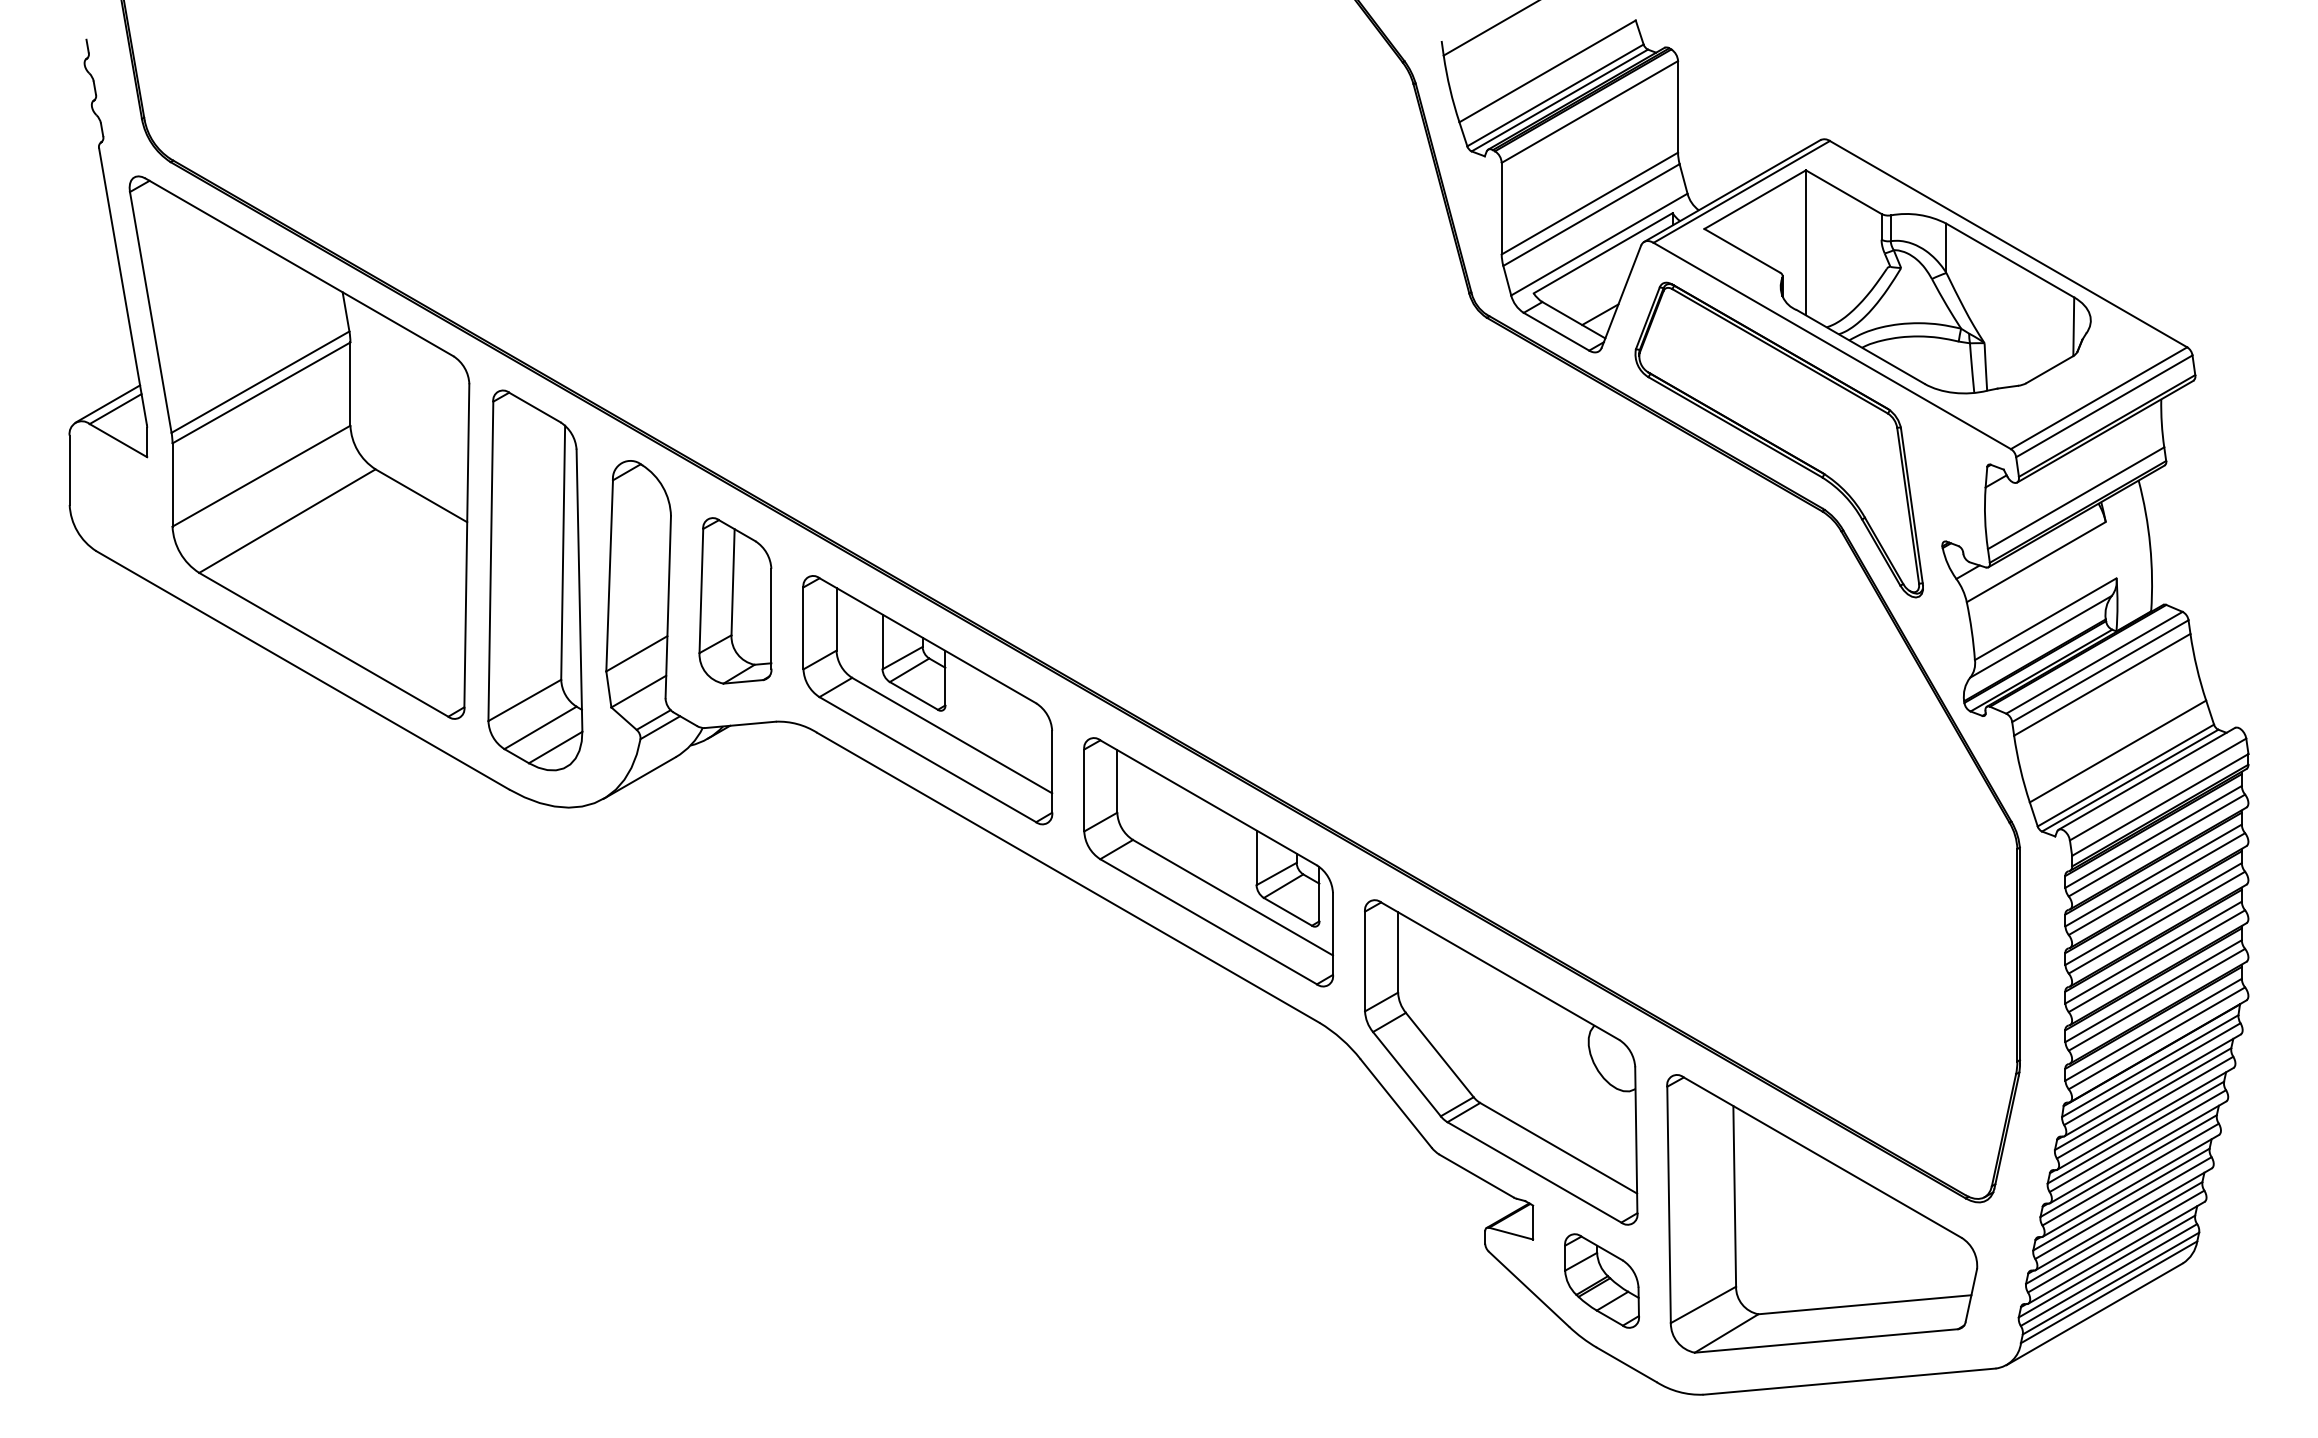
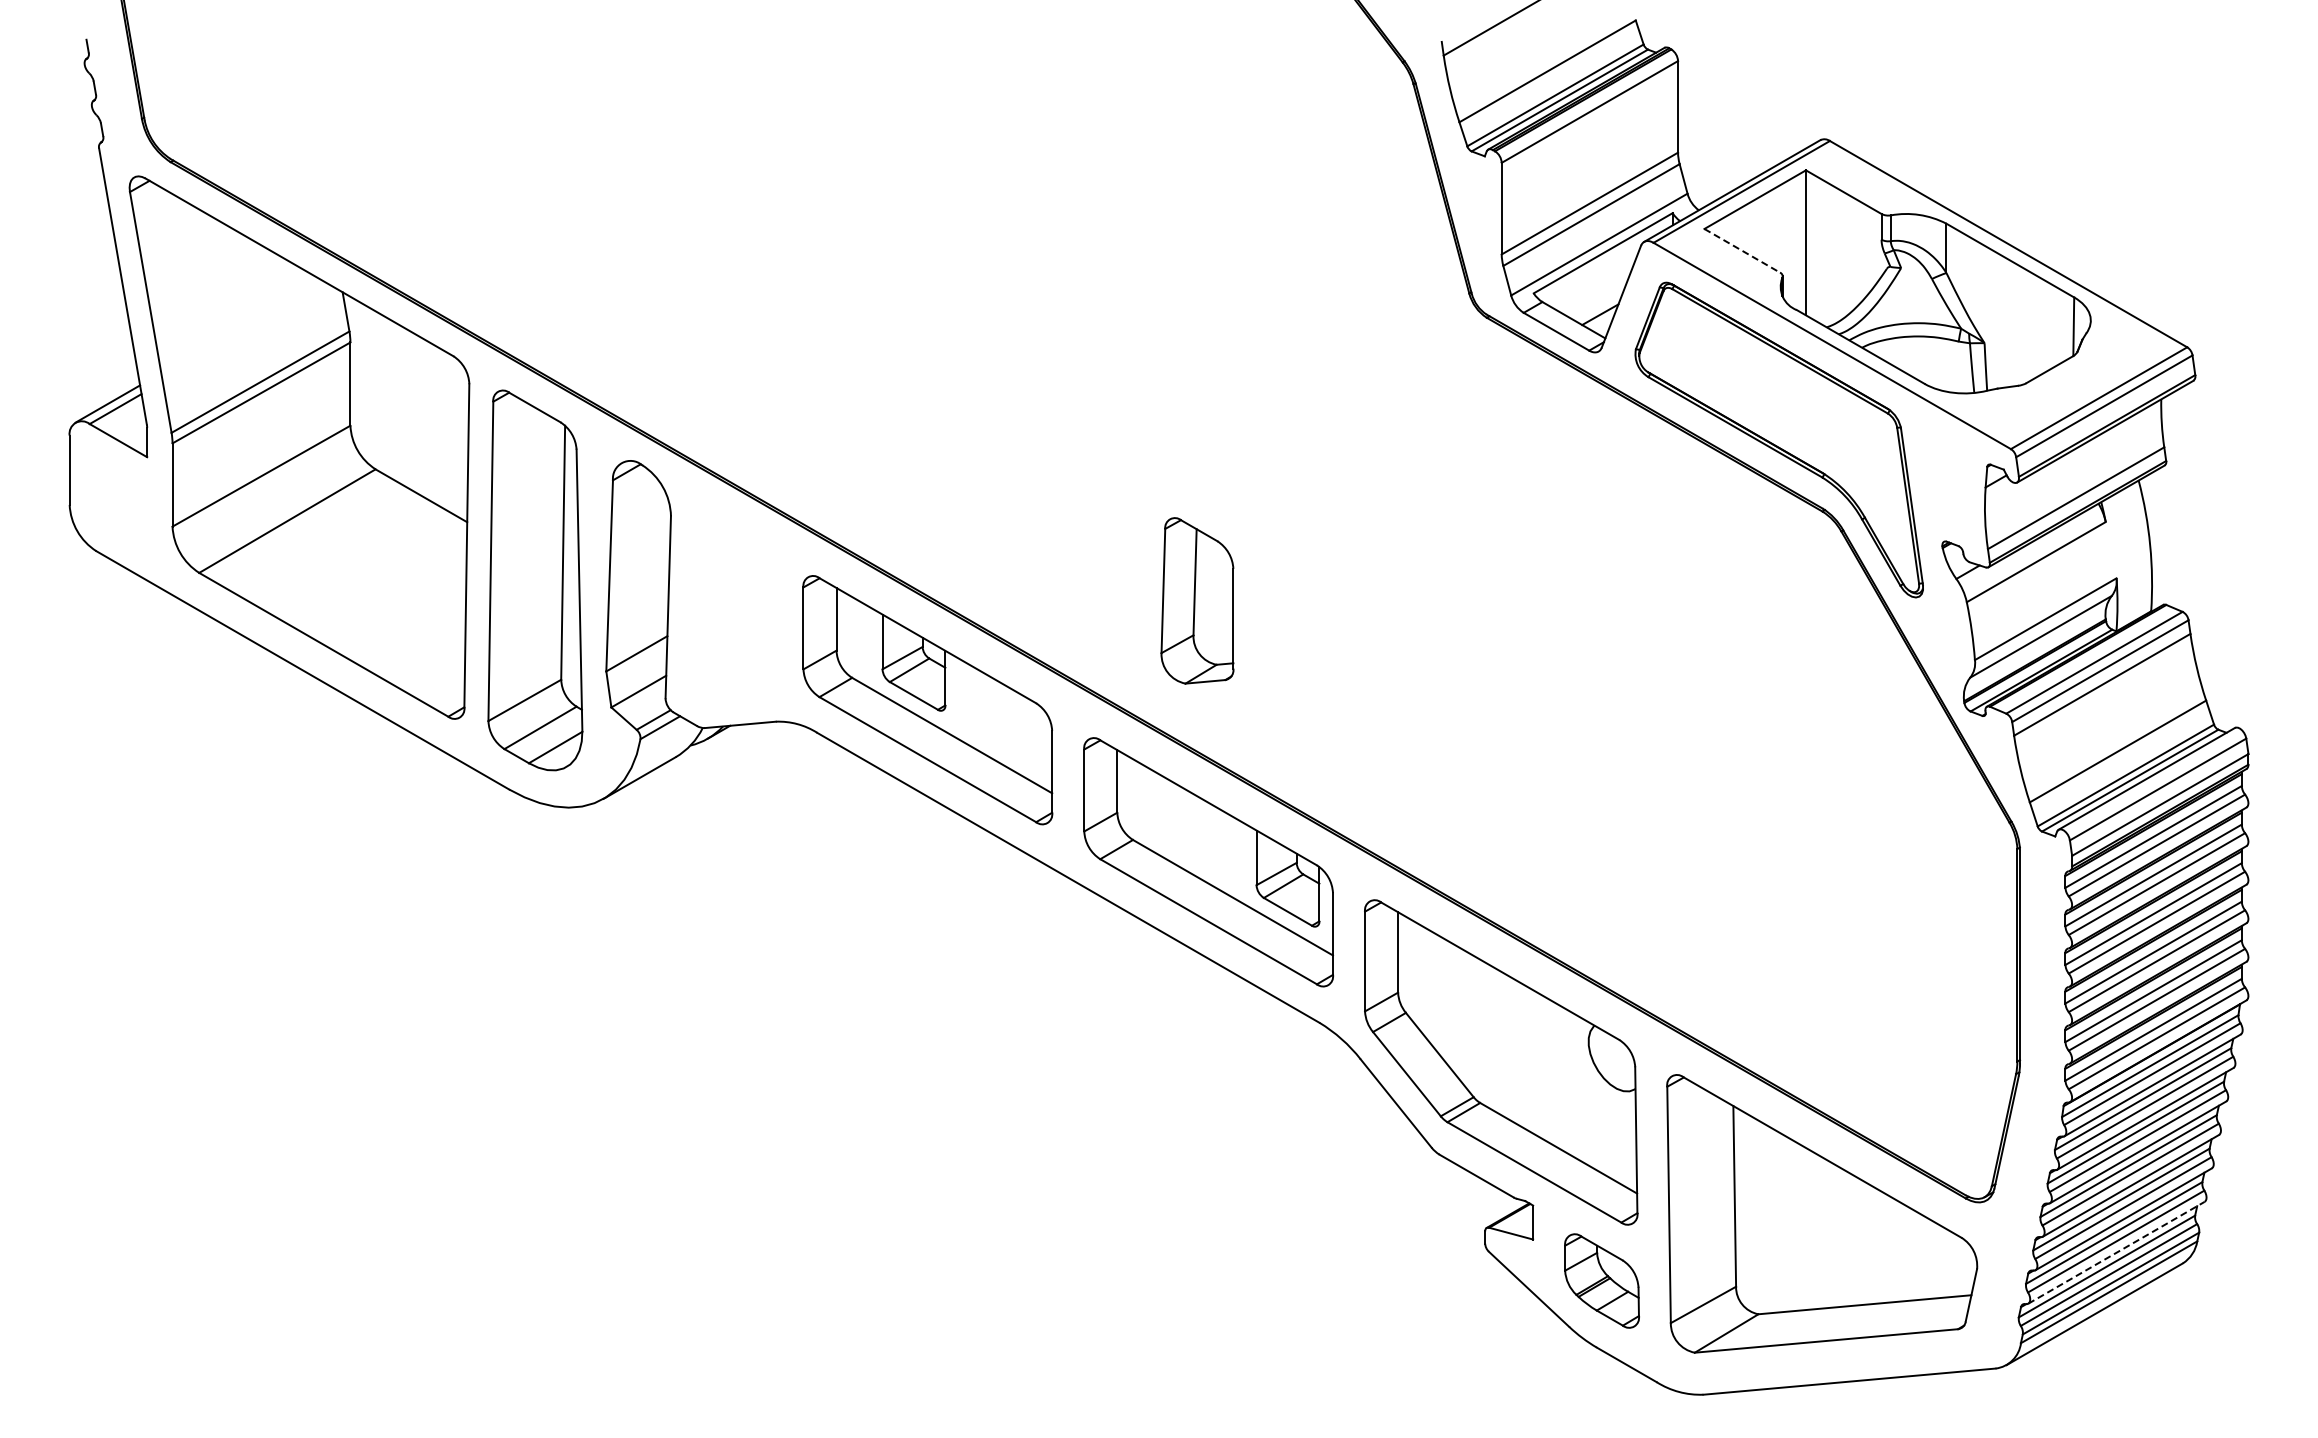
line: solid -> dashed (1742, 250)
part position: (735, 600) -> (1197, 600) (1197, 600)
line: solid -> dashed (2116, 1252)
